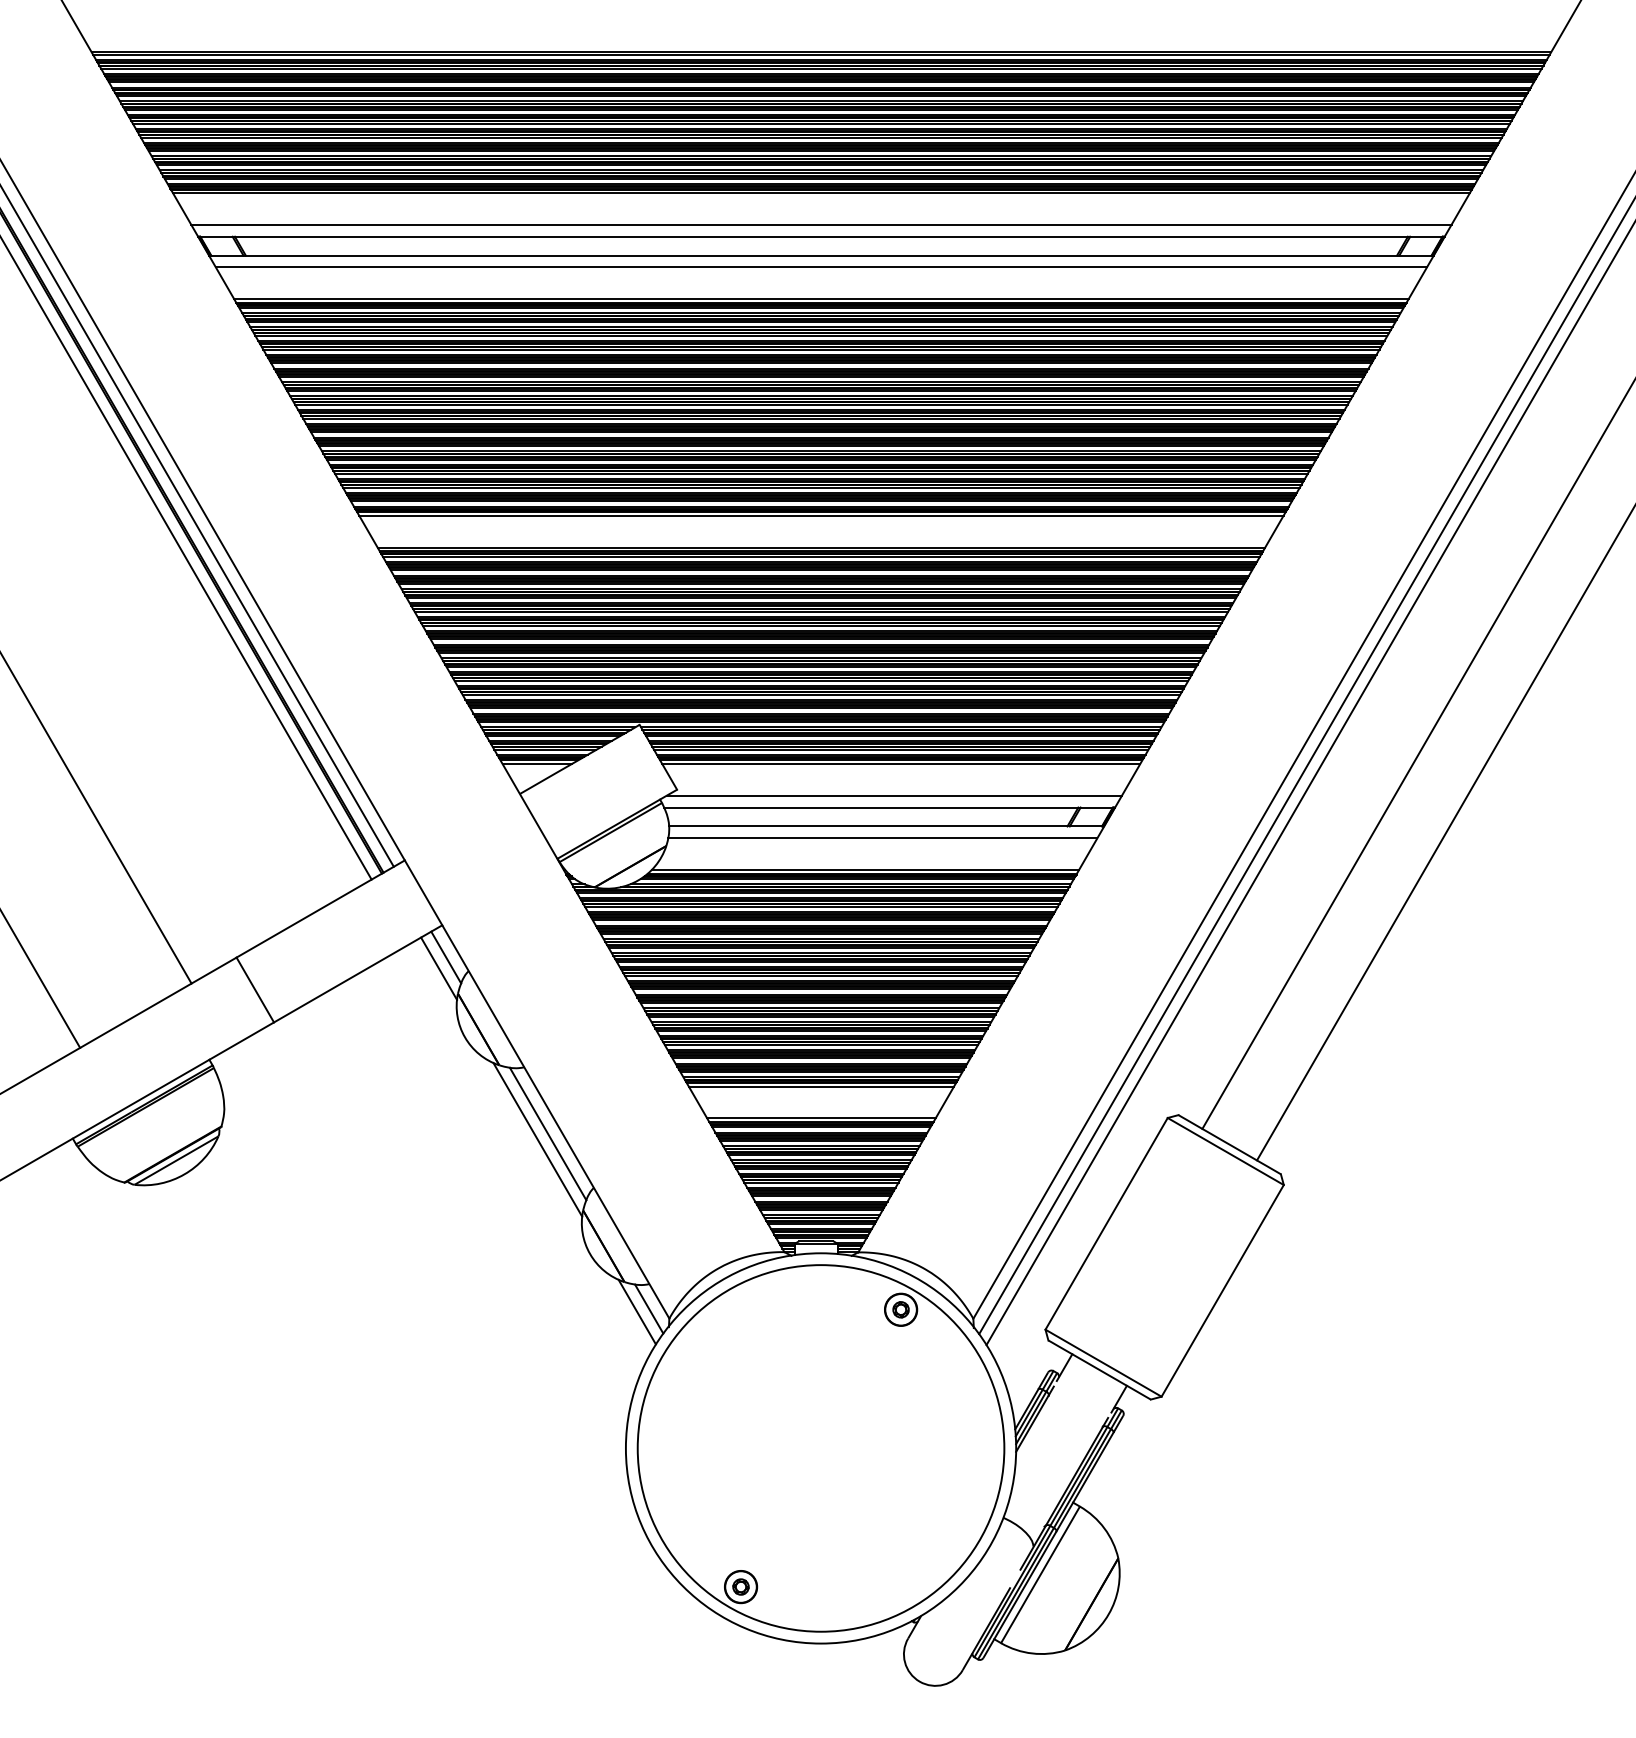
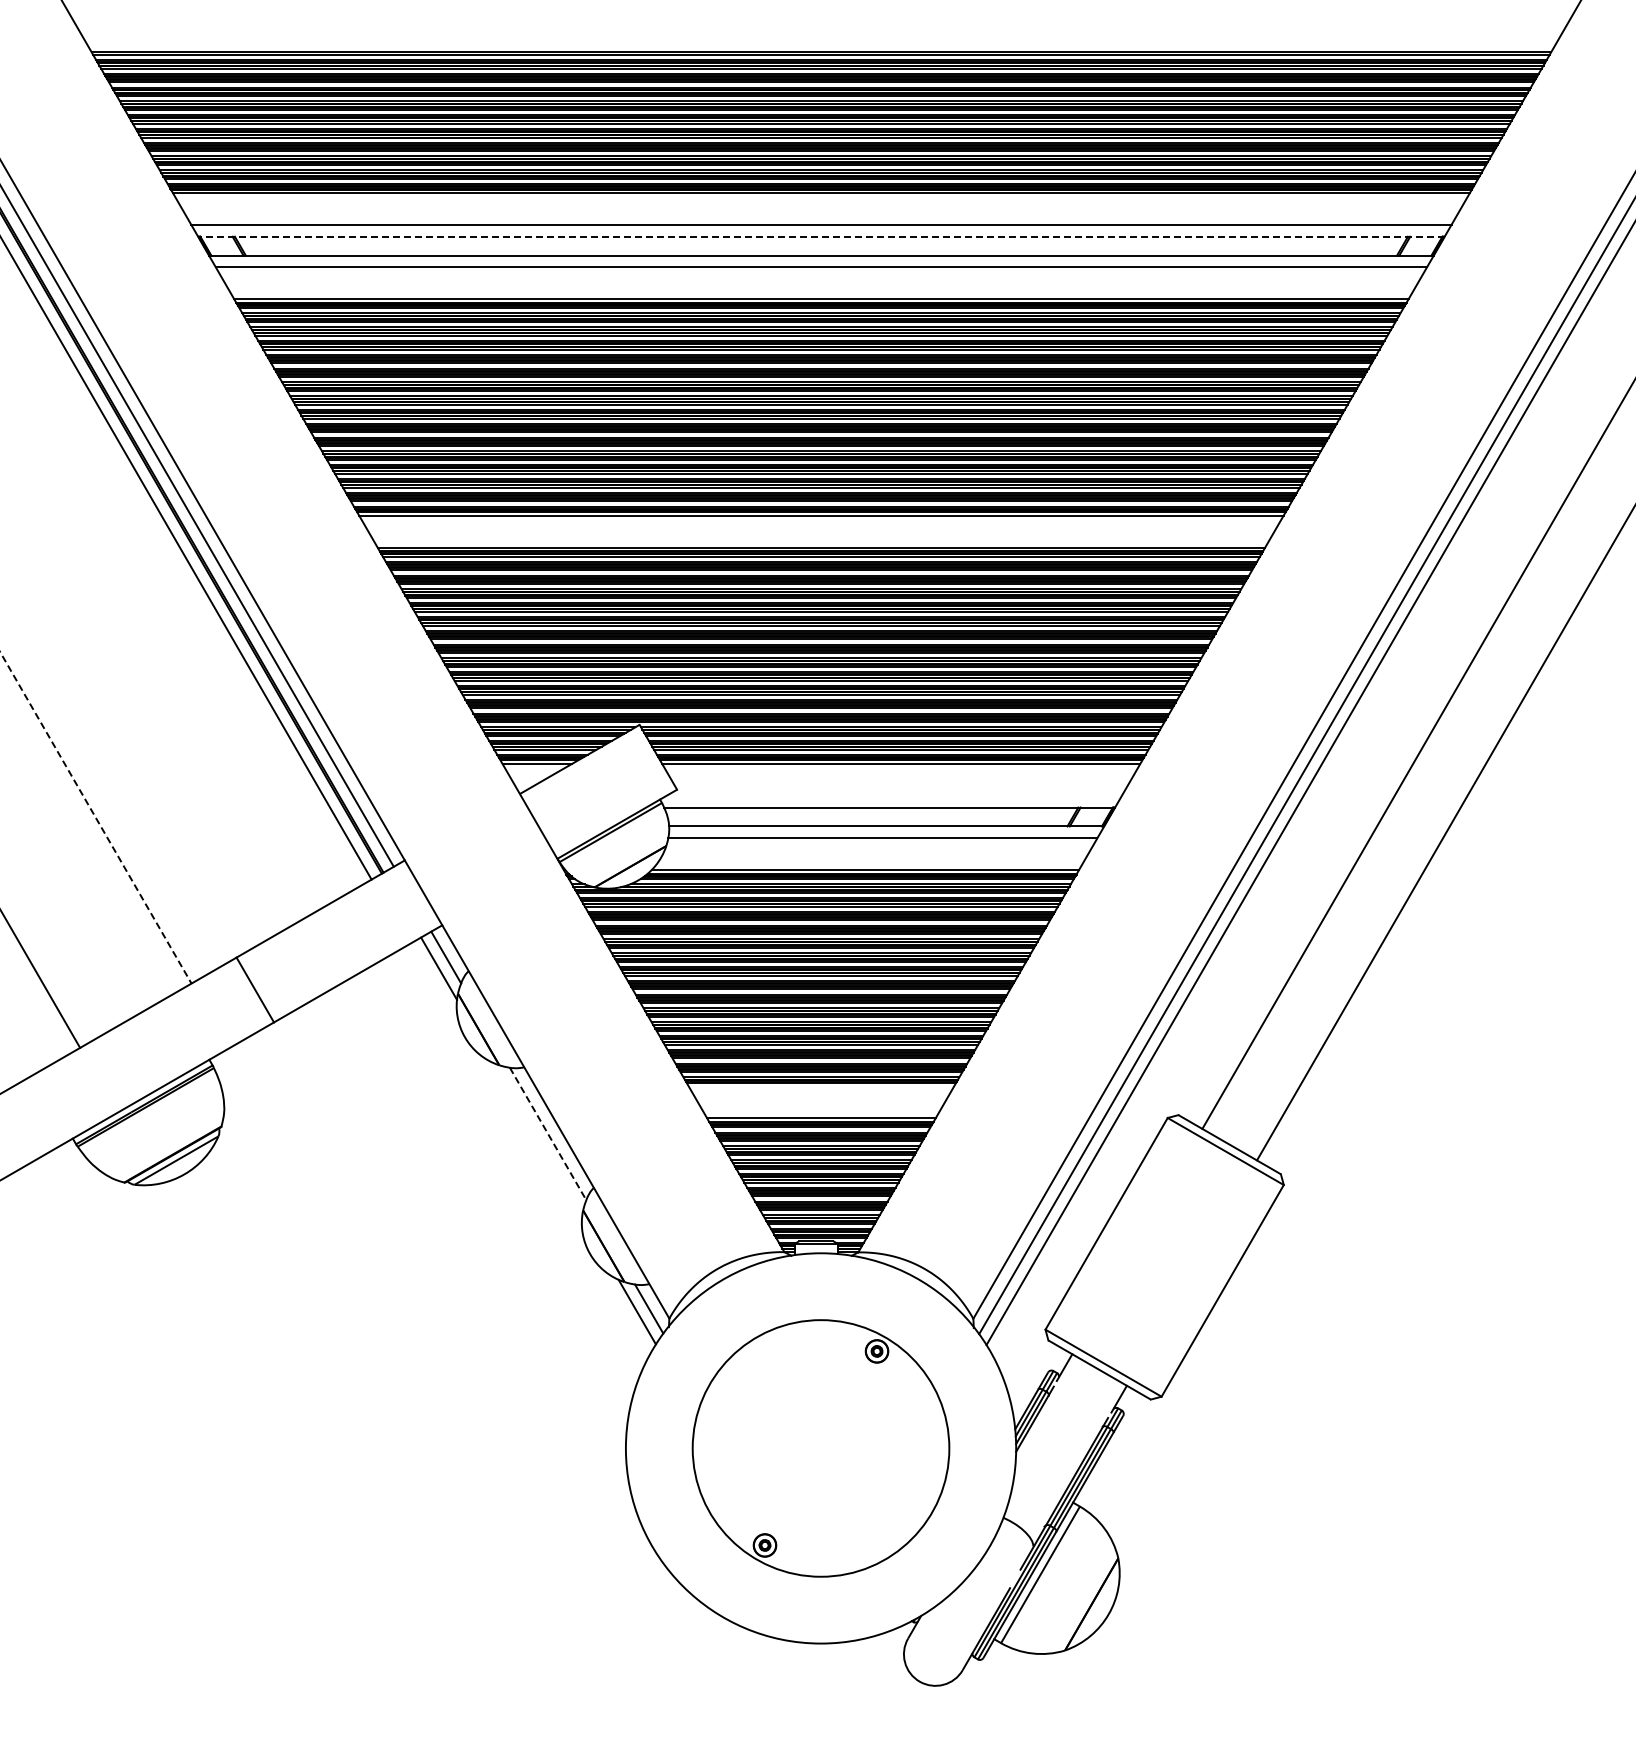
line: solid -> dashed (820, 236)
line: present -> none (893, 795)
line: solid -> dashed (96, 818)
line: present -> none (821, 1086)
line: solid -> dashed (548, 1134)
line: present -> none (537, 1139)
part size: 370x369 px -> 260x259 px (820, 1448)
